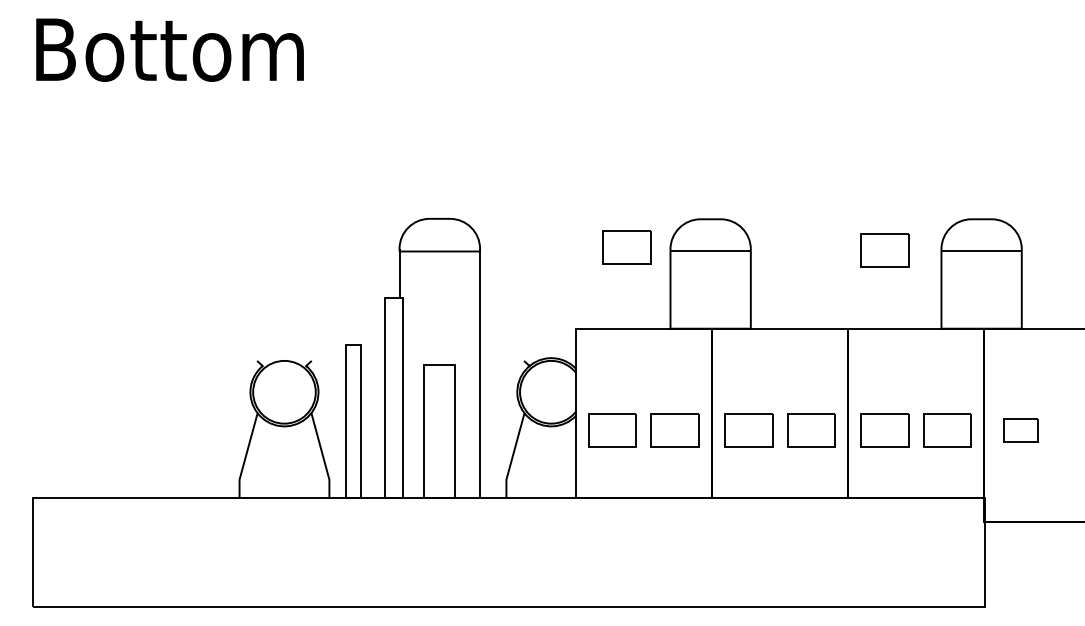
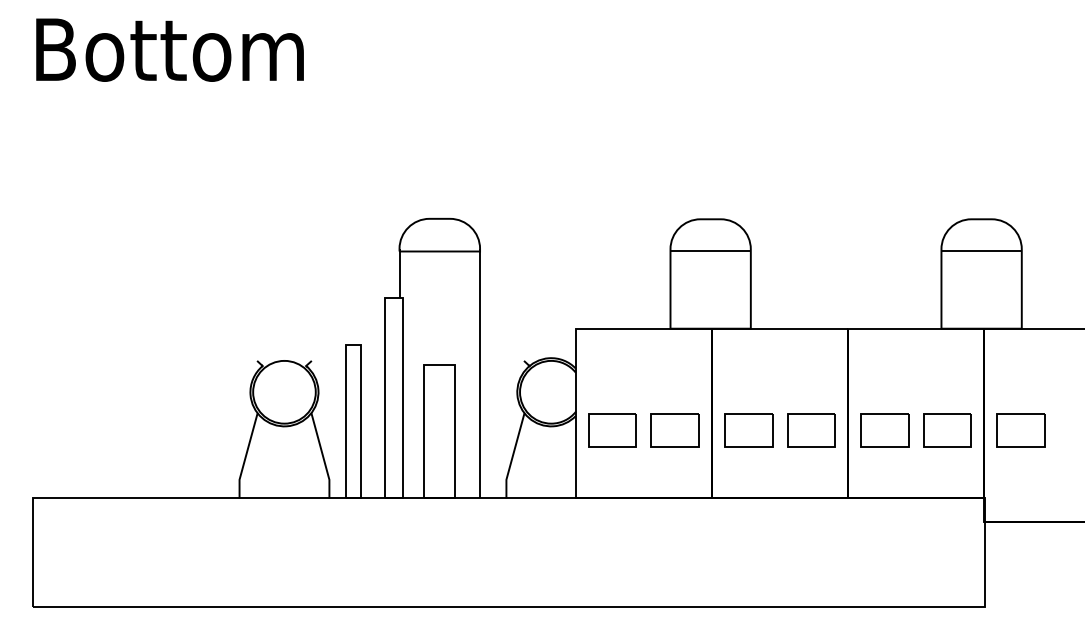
part: present -> none (626, 247)
part: present -> none (884, 250)
part size: 36x25 px -> 50x35 px (1020, 430)
